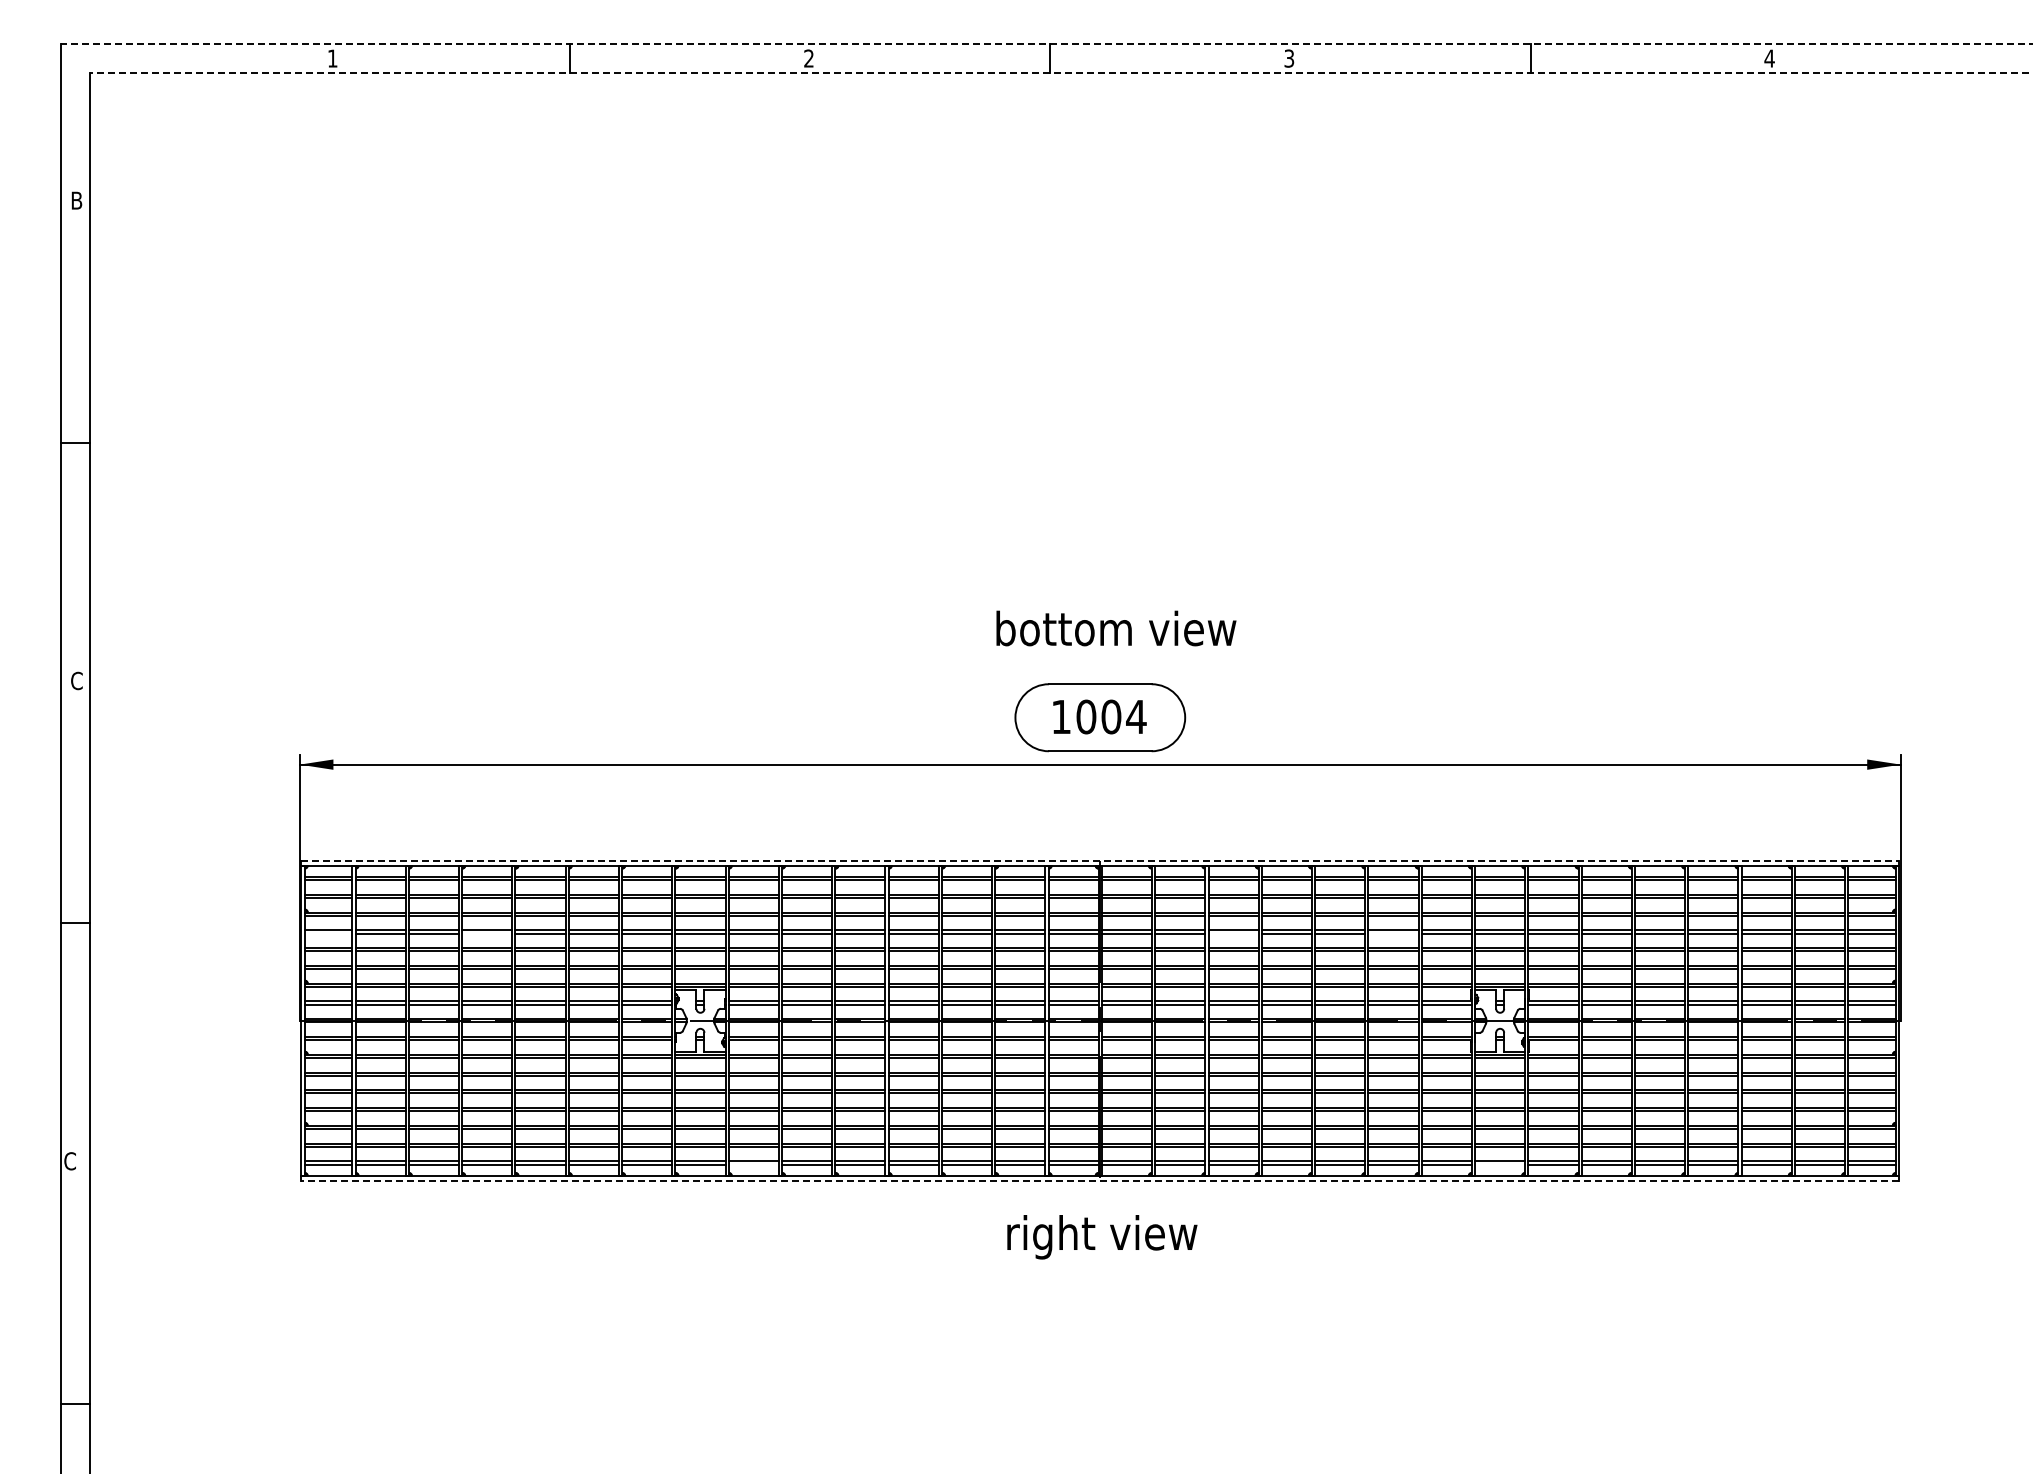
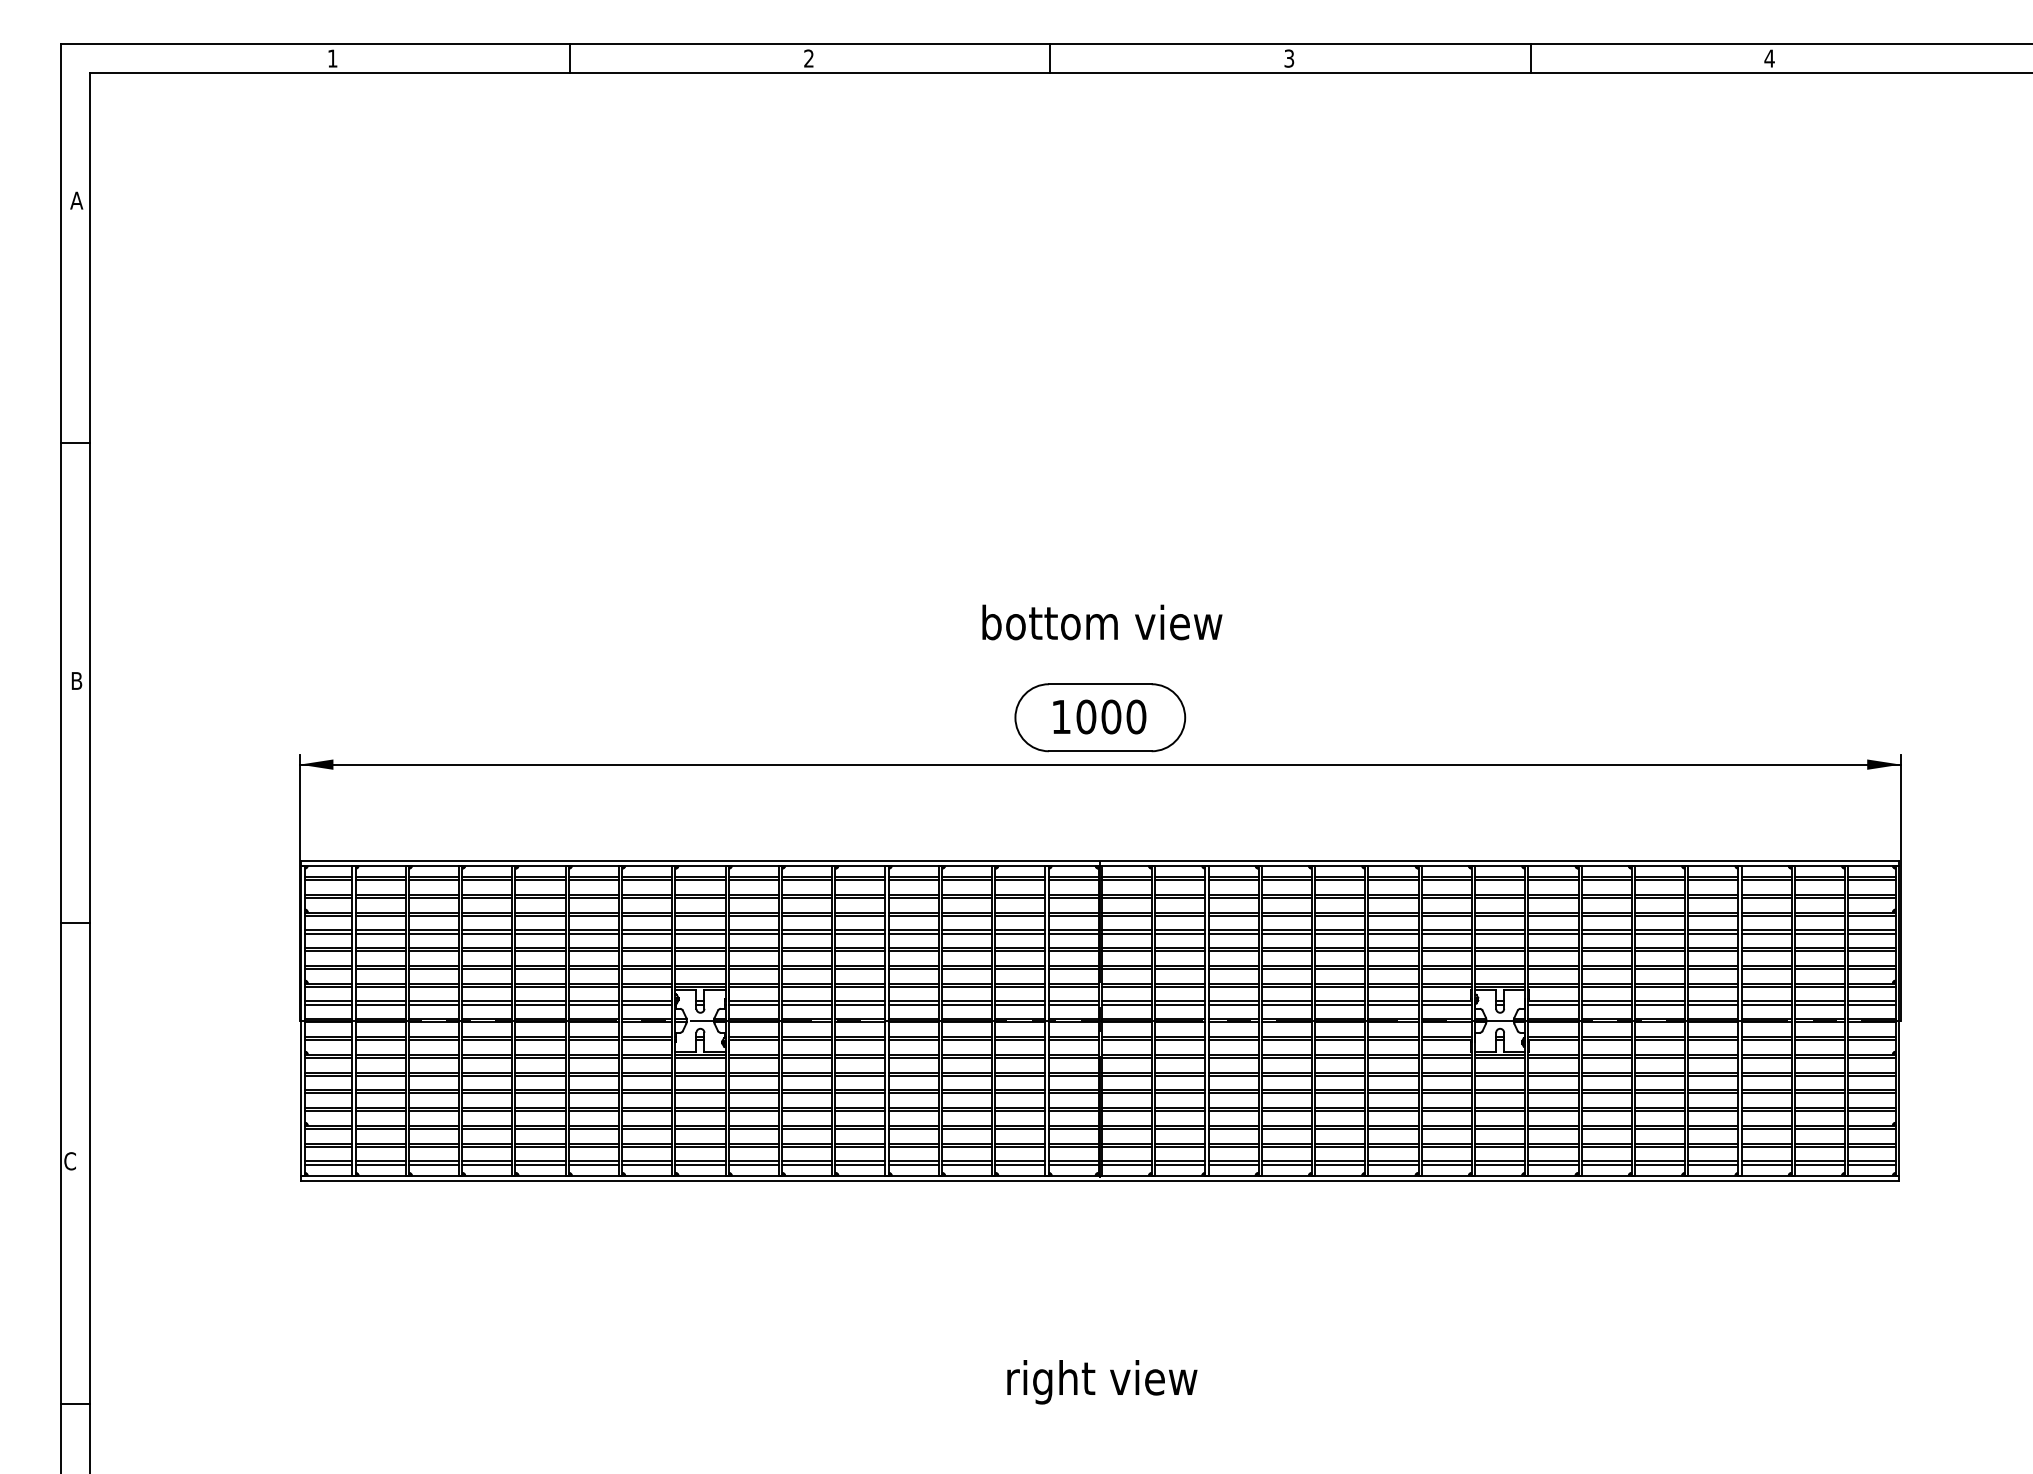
line: dashed -> solid (1046, 44)
line: dashed -> solid (1060, 73)
text: B -> A (76, 200)
text position: (1116, 628) -> (1102, 622) (1102, 622)
text: C -> B (76, 680)
text: 1004 -> 1000 (1136, 716)
line: dashed -> solid (1100, 860)
line: none -> present (328, 933)
line: none -> present (487, 933)
line: none -> present (1233, 933)
line: none -> present (1393, 933)
line: none -> present (753, 1164)
line: none -> present (1500, 1164)
line: dashed -> solid (1100, 1180)
text position: (1102, 1237) -> (1102, 1382) (1102, 1382)
